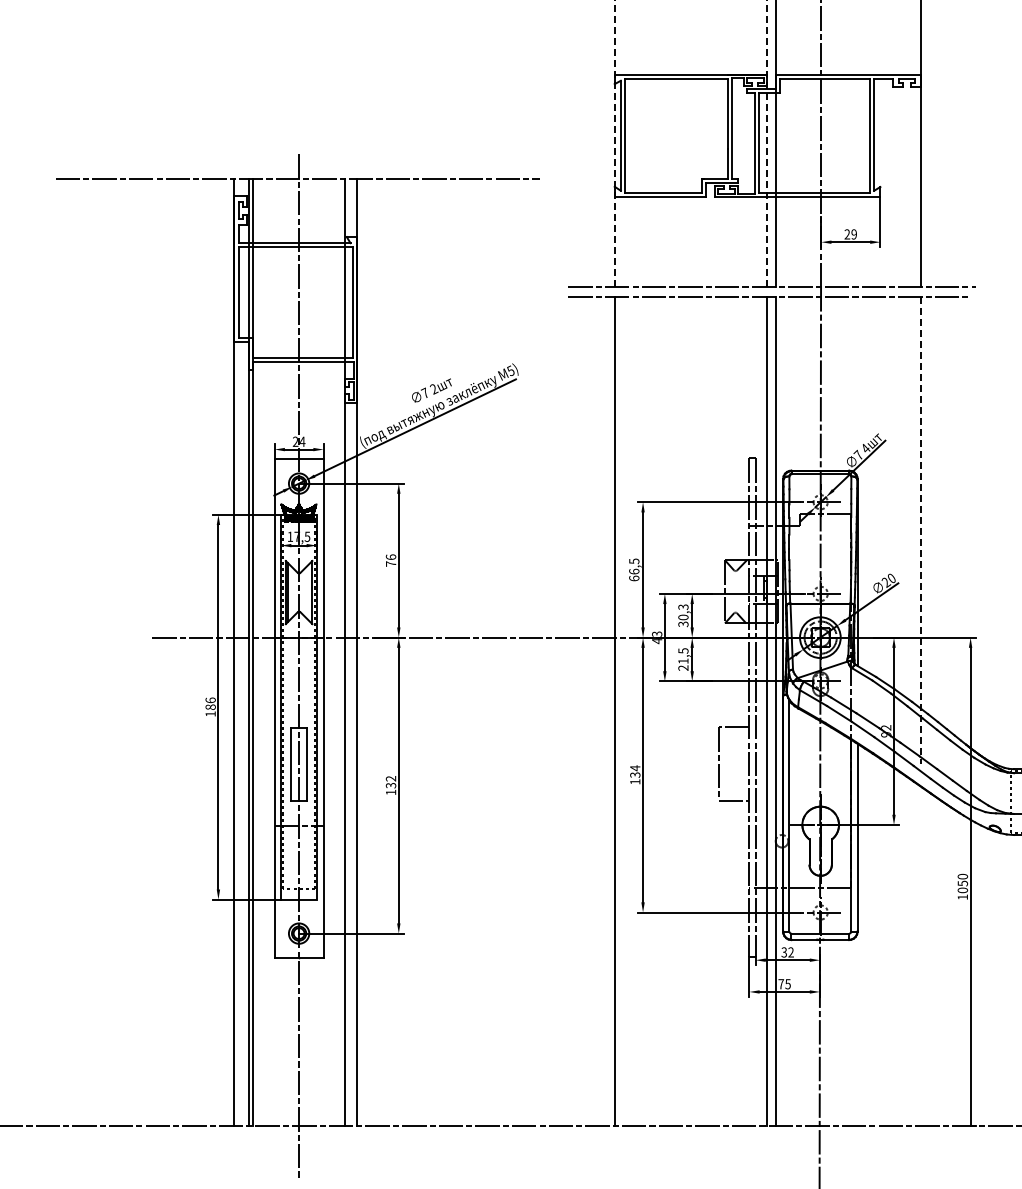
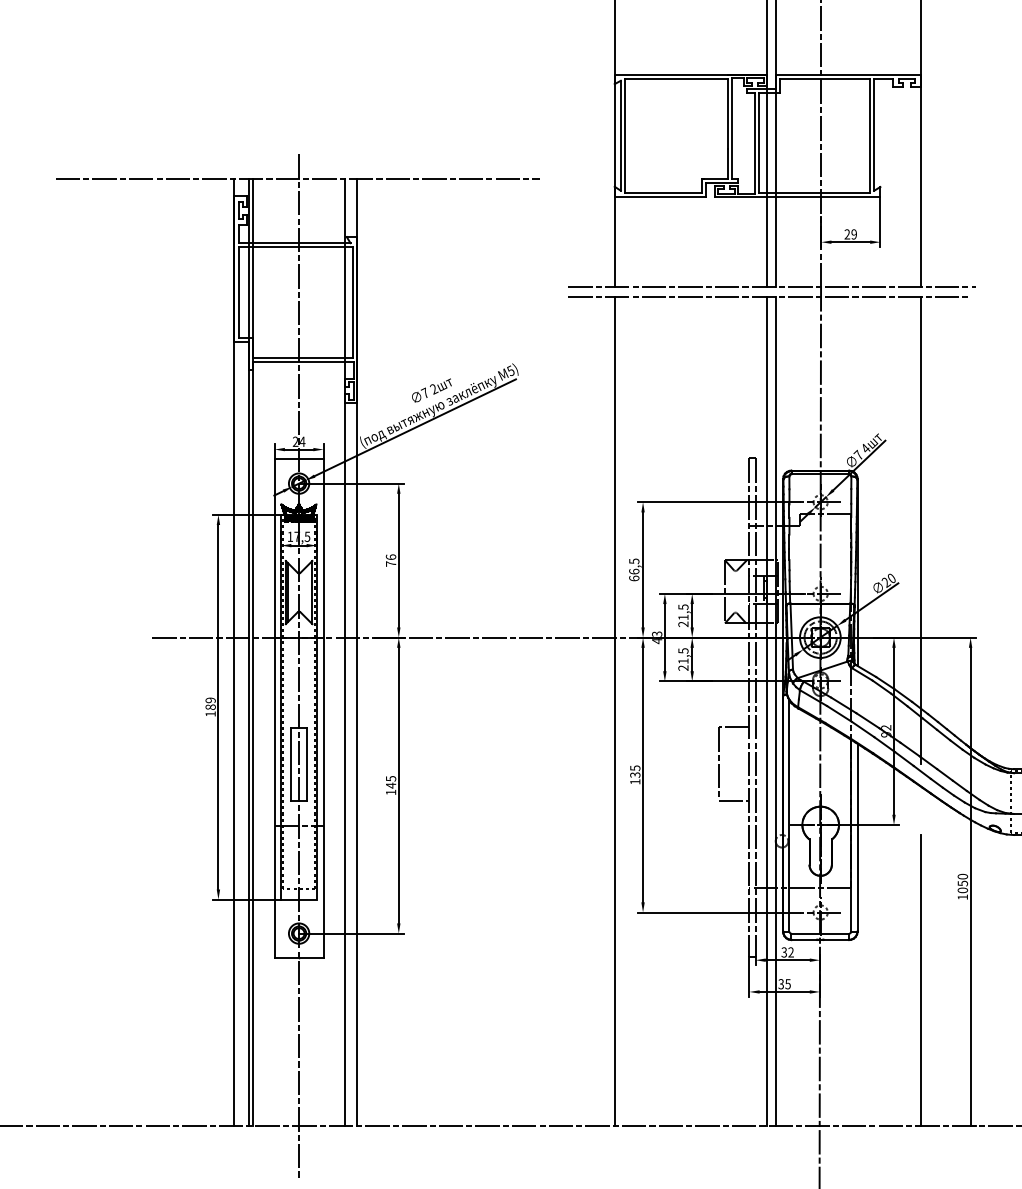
line: dashed -> solid (614, 143)
line: dashed -> solid (767, 143)
line: dashed -> solid (921, 530)
text: 30,3 -> 21,5 (683, 615)
text: 186 -> 189 (210, 700)
text: 134 -> 135 (635, 768)
text: 132 -> 145 (390, 782)
line: none -> present (921, 980)
text: 75 -> 35 (781, 984)
